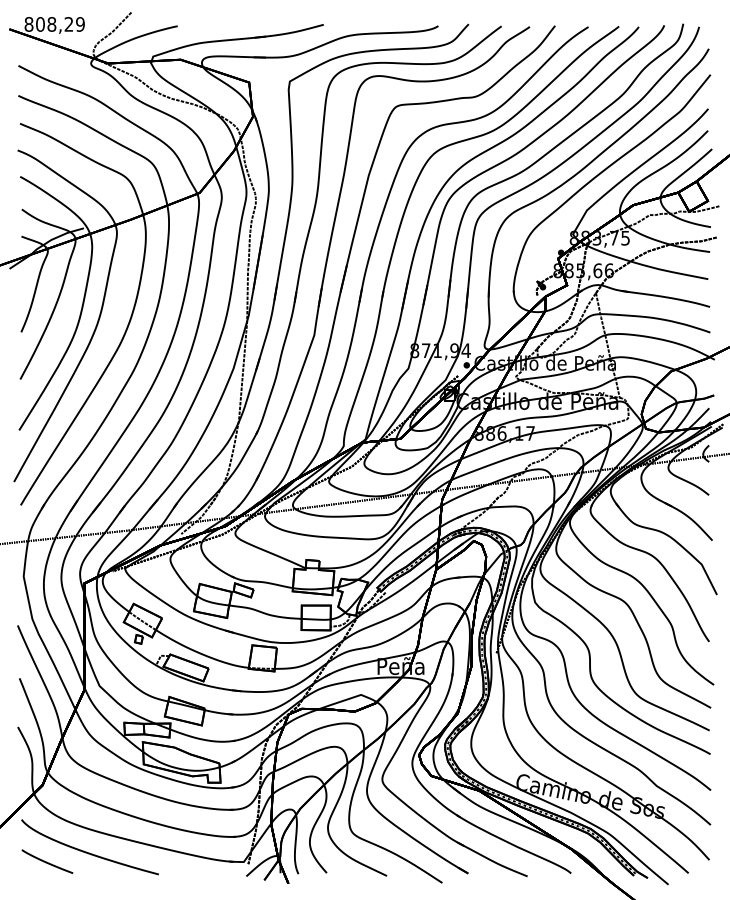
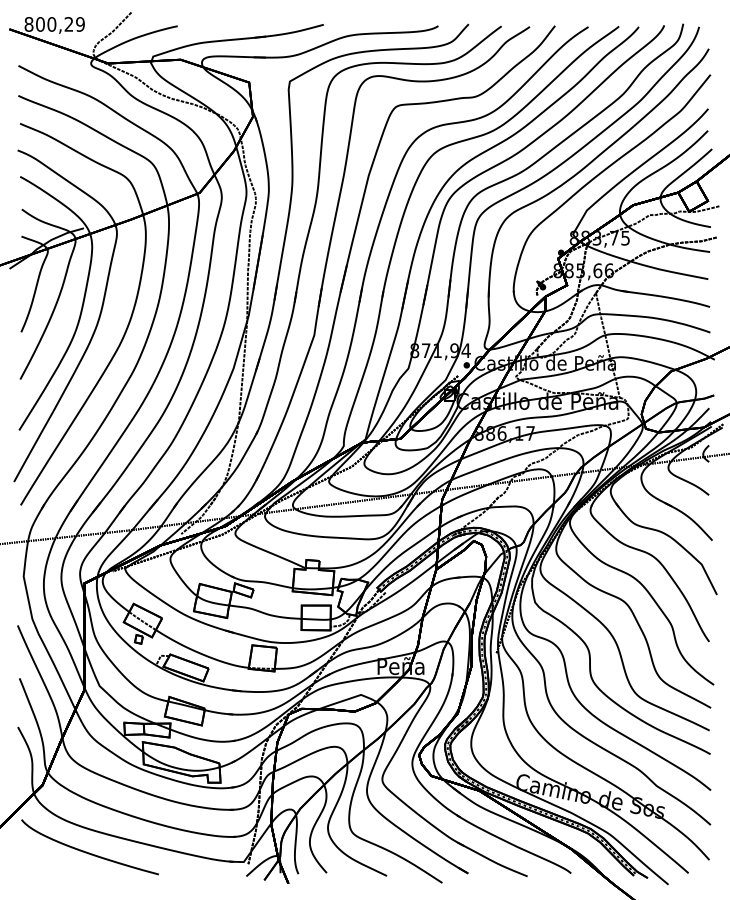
text: 808,29 -> 800,29 (51, 24)
curve: present -> none (46, 861)
